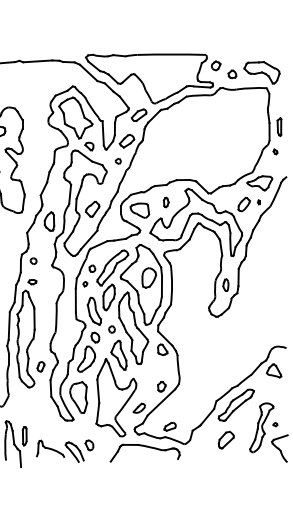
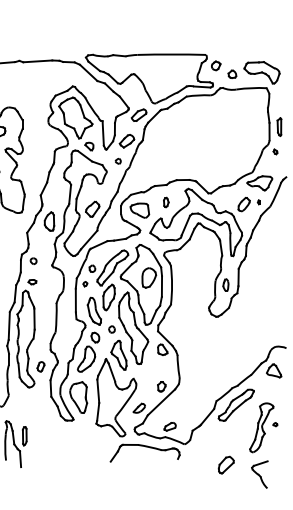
part position: (225, 439) -> (225, 464) (225, 464)
part position: (279, 448) -> (259, 474) (259, 474)
part: present -> none (65, 450)
